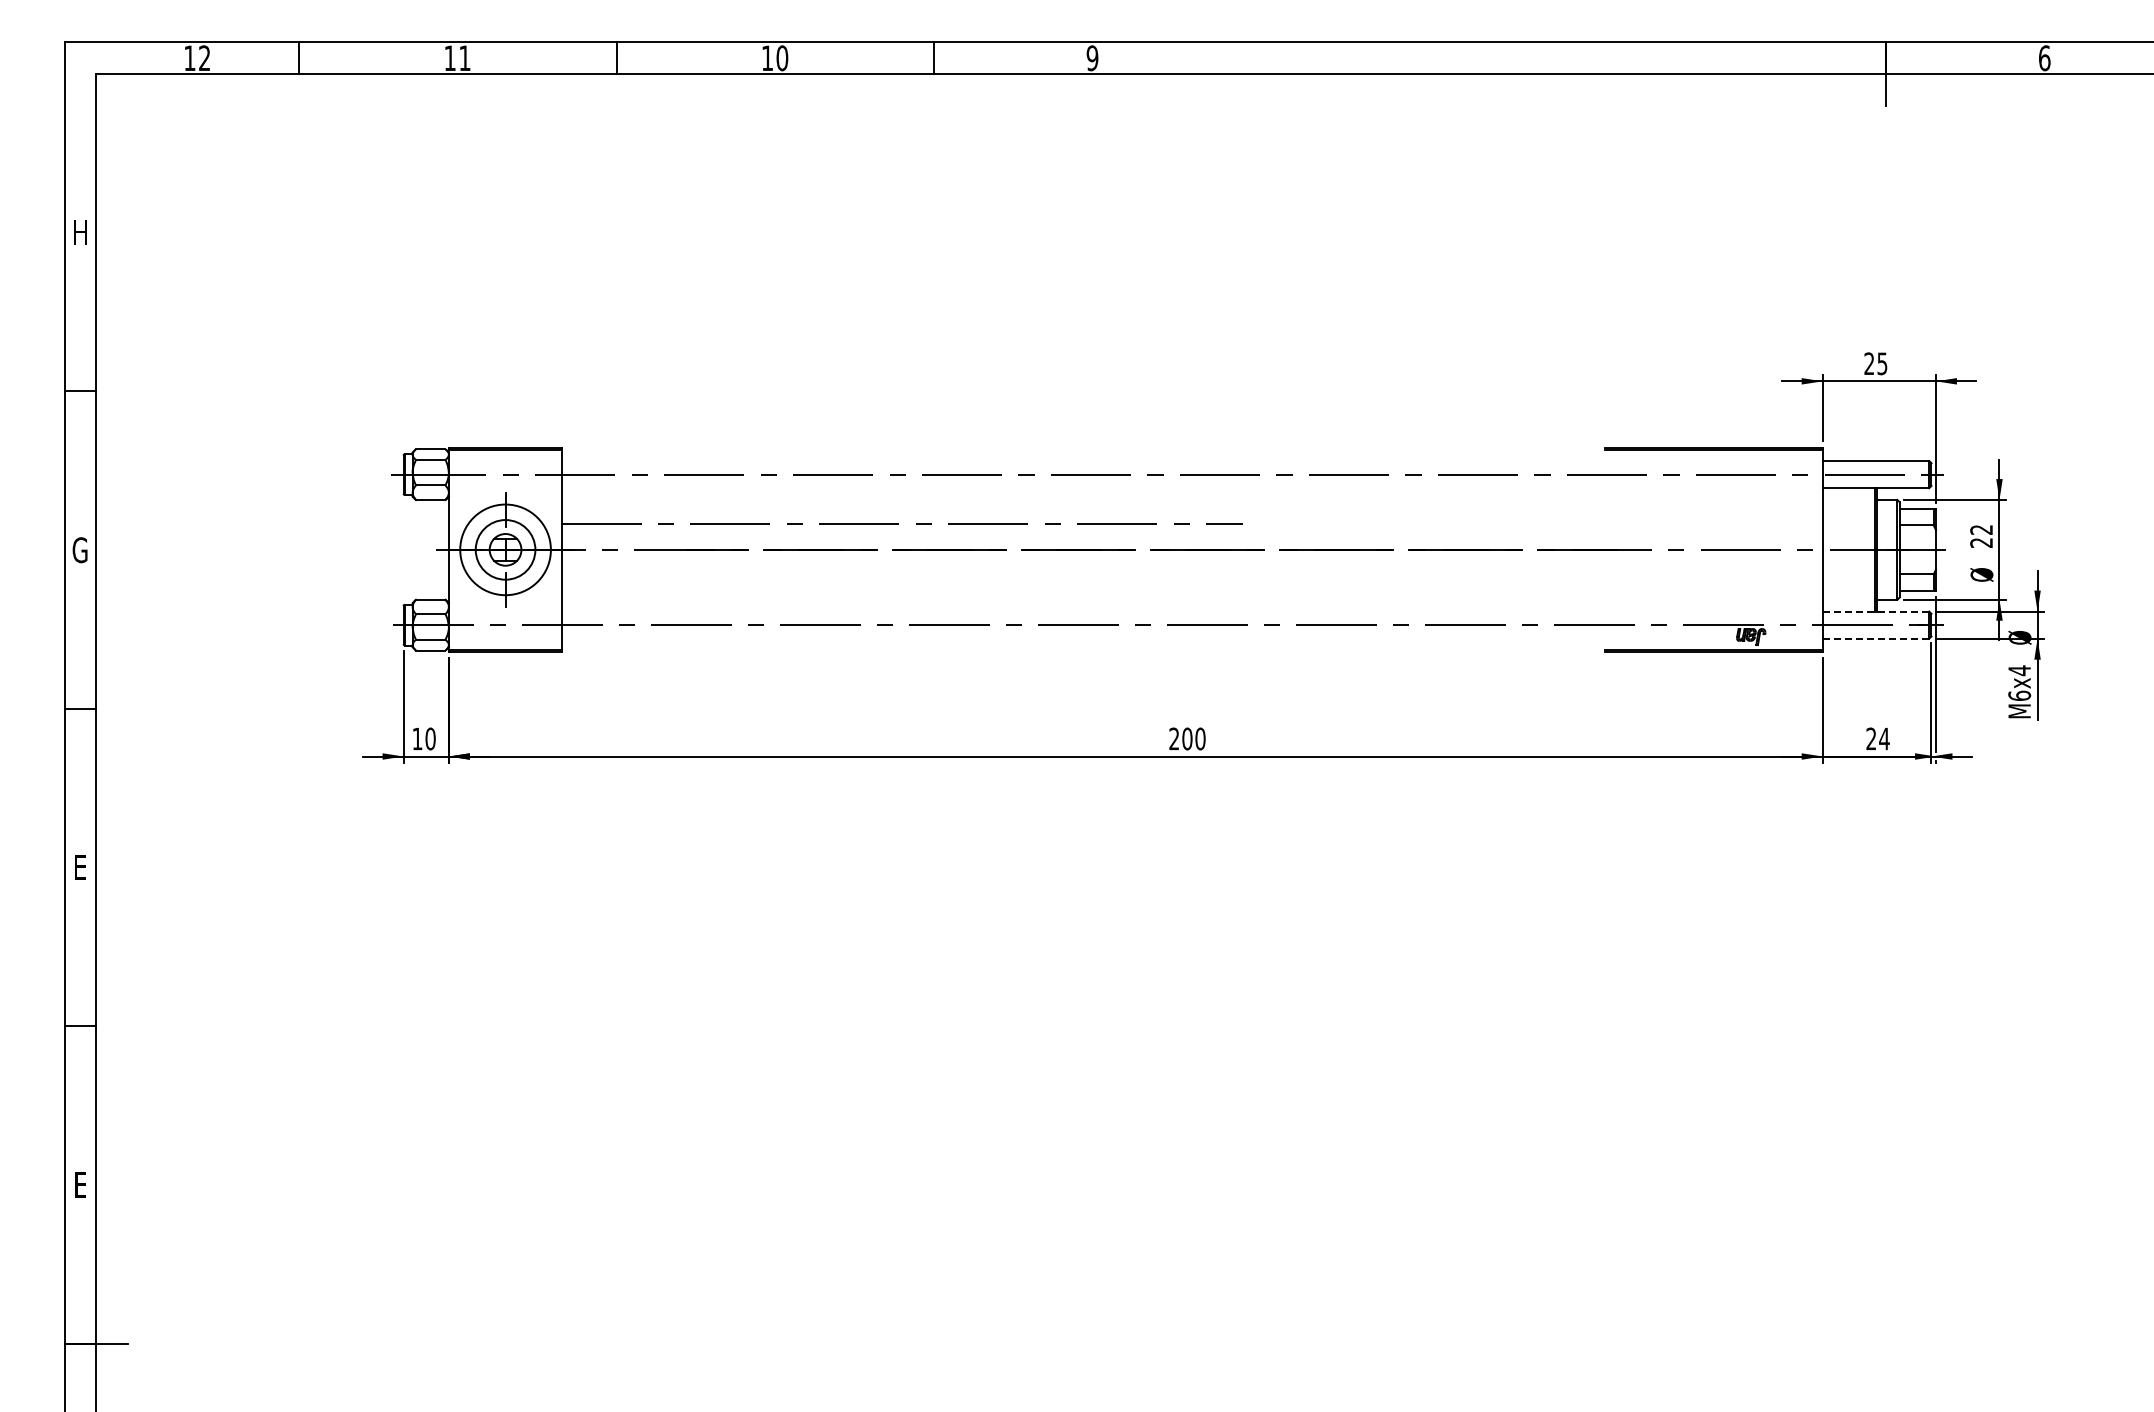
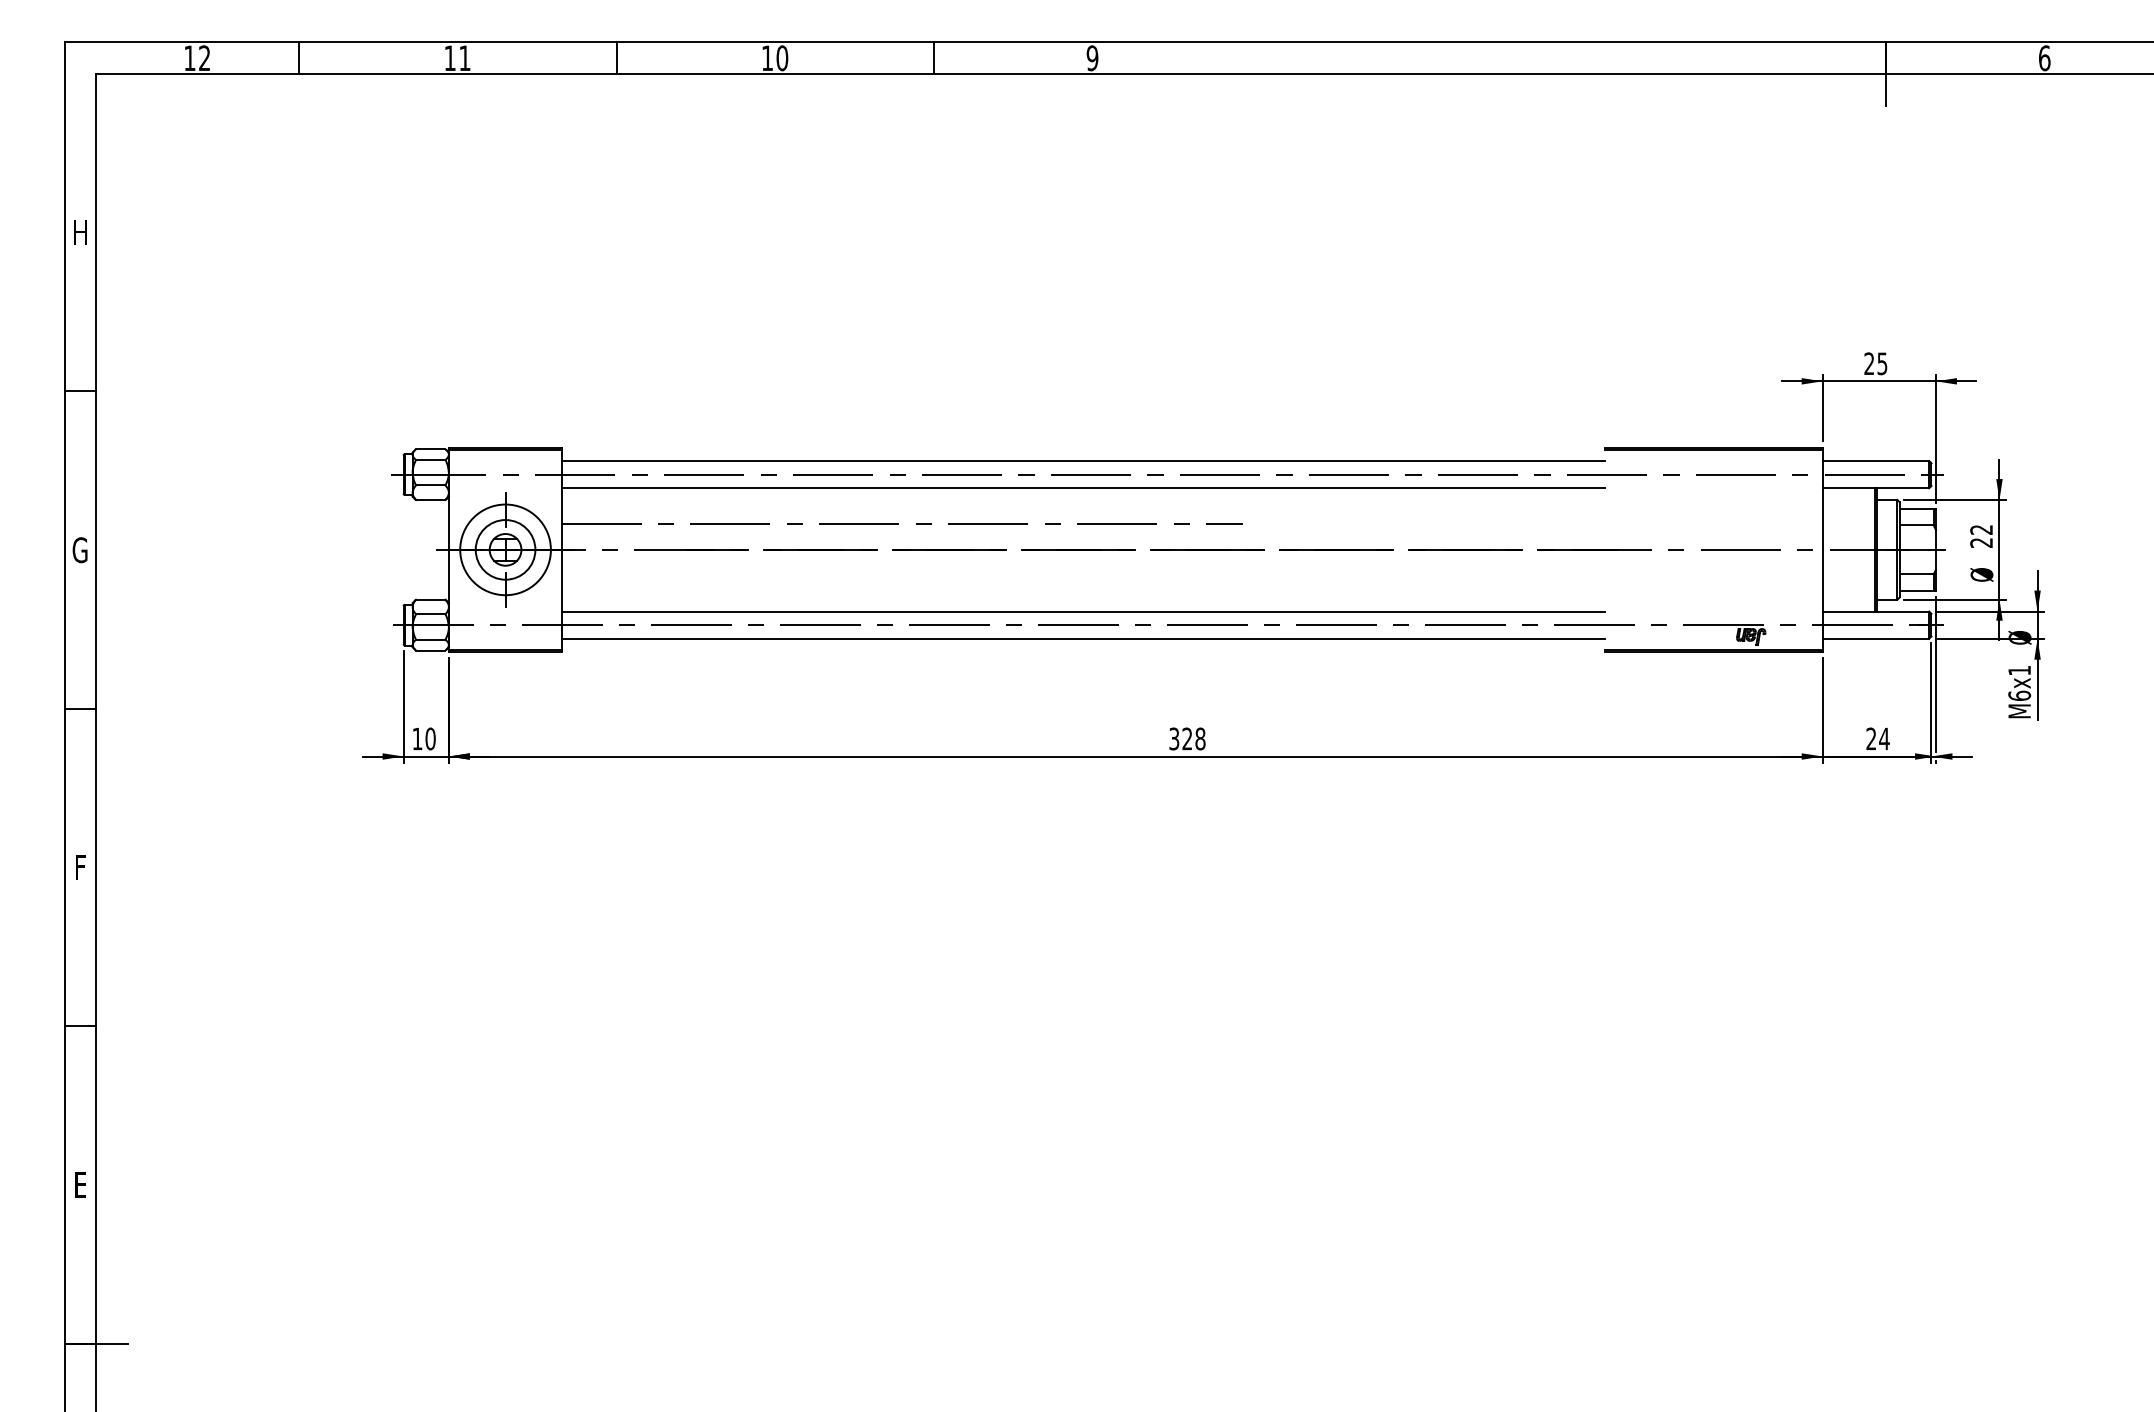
line: none -> present (1083, 461)
line: none -> present (1083, 488)
line: none -> present (1083, 611)
line: dashed -> solid (1875, 611)
line: none -> present (1083, 638)
line: dashed -> solid (1876, 638)
text: M6x4 -> M6x1 (2019, 670)
text: 200 -> 328 (1187, 738)
text: E -> F (80, 867)
